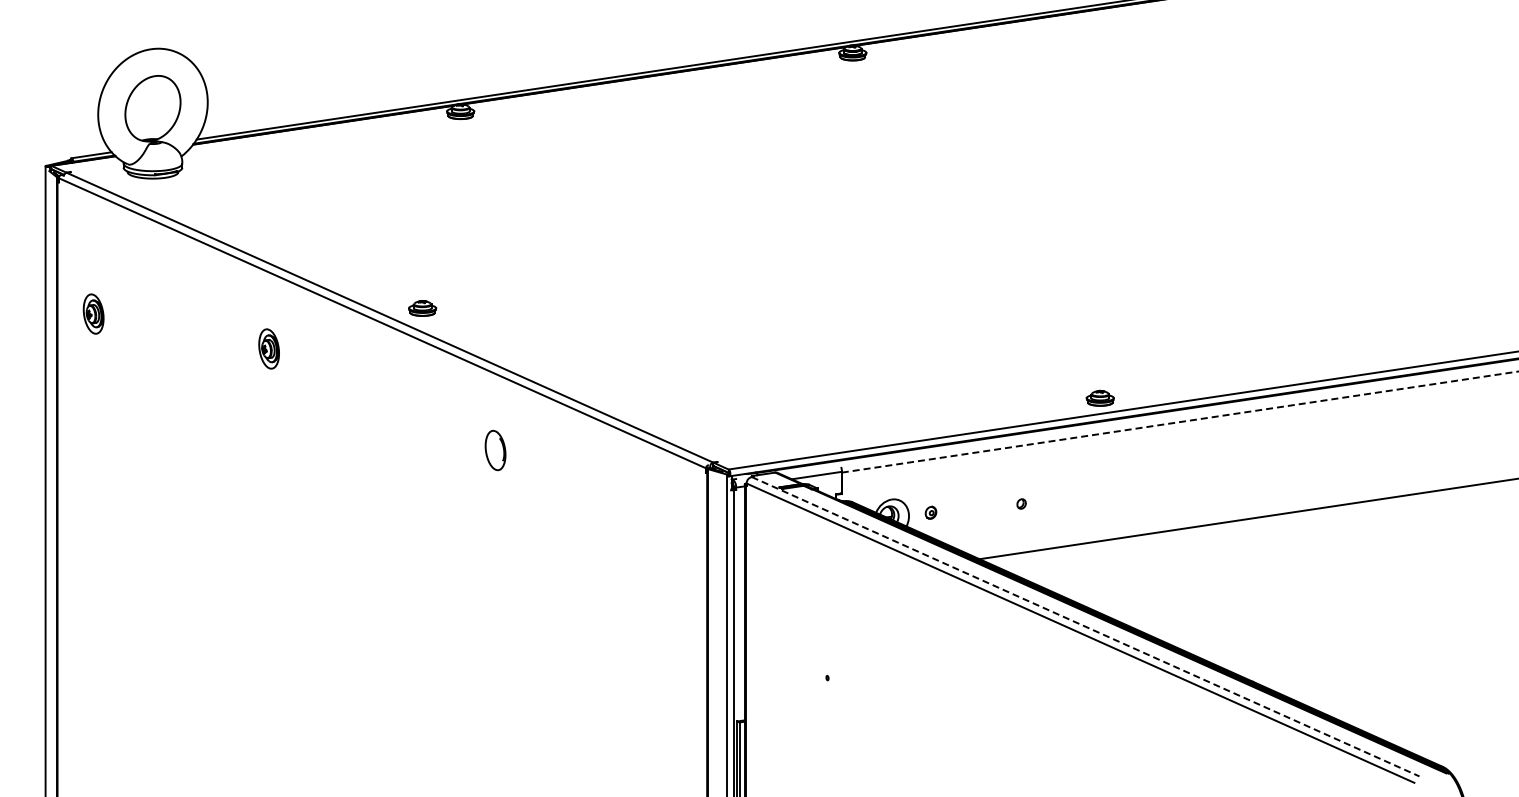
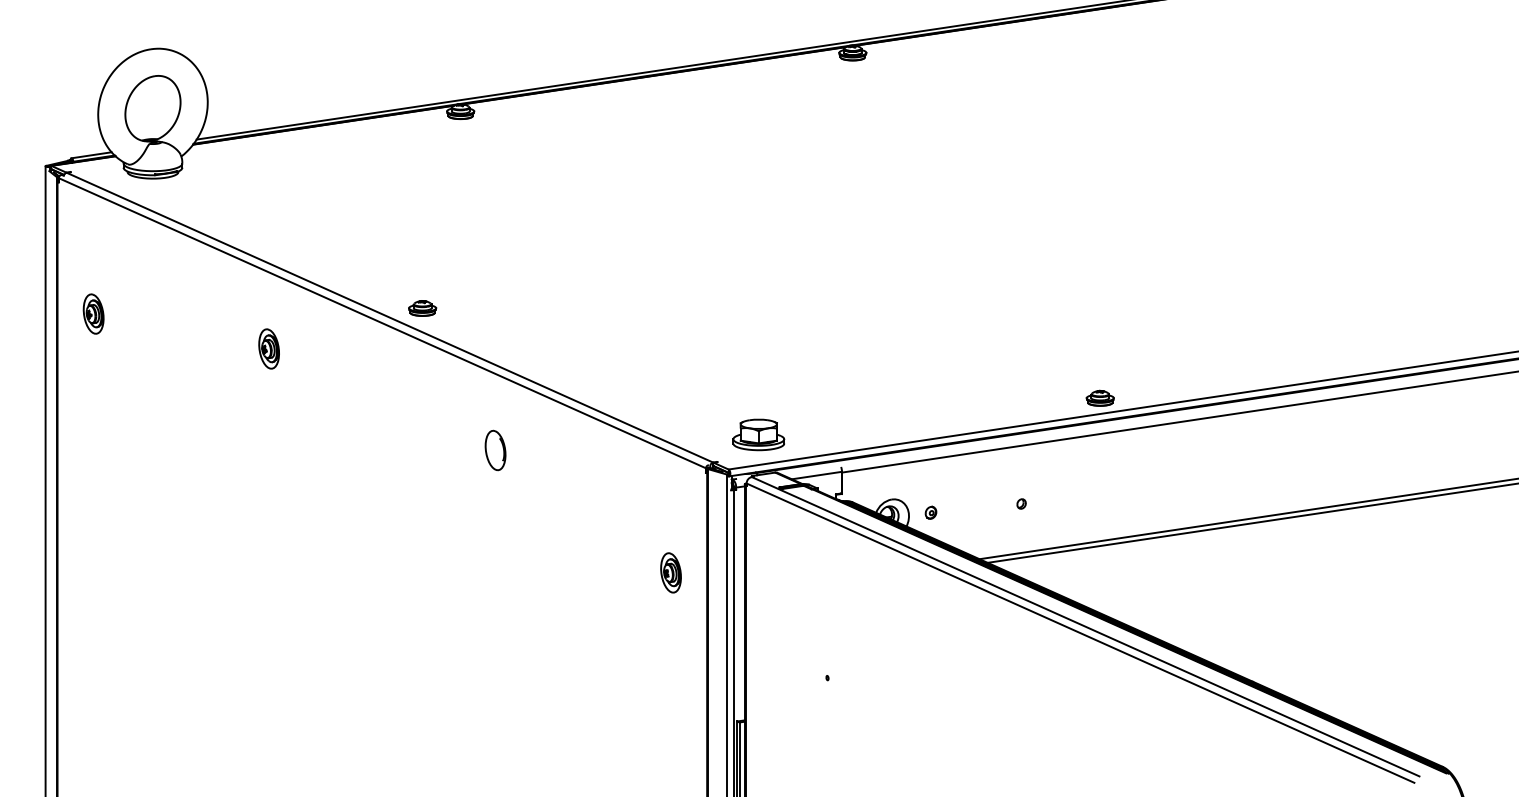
line: dashed -> solid (1180, 421)
part: none -> present (758, 434)
line: none -> present (1251, 523)
part: none -> present (670, 572)
line: dashed -> solid (1085, 626)
